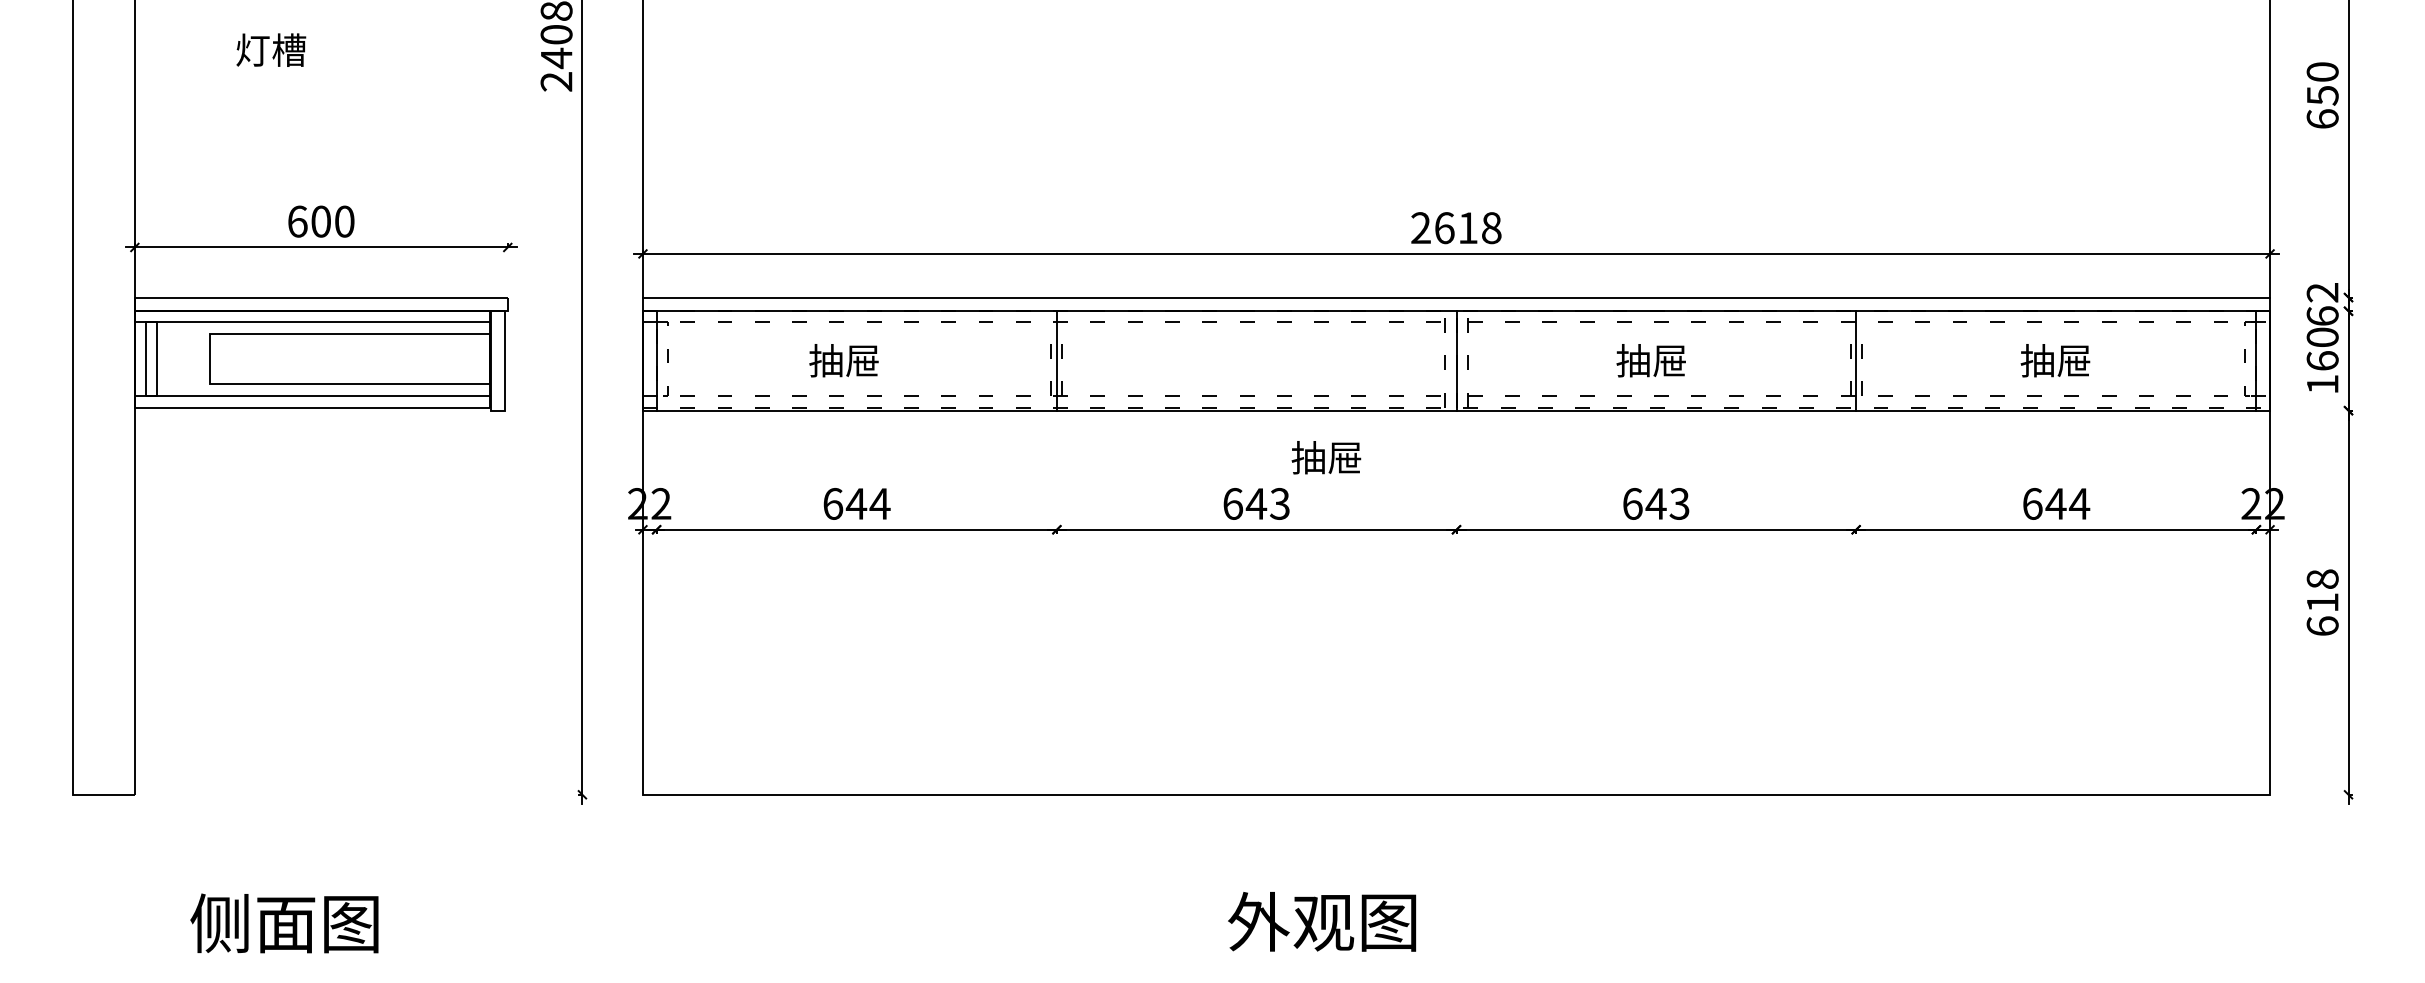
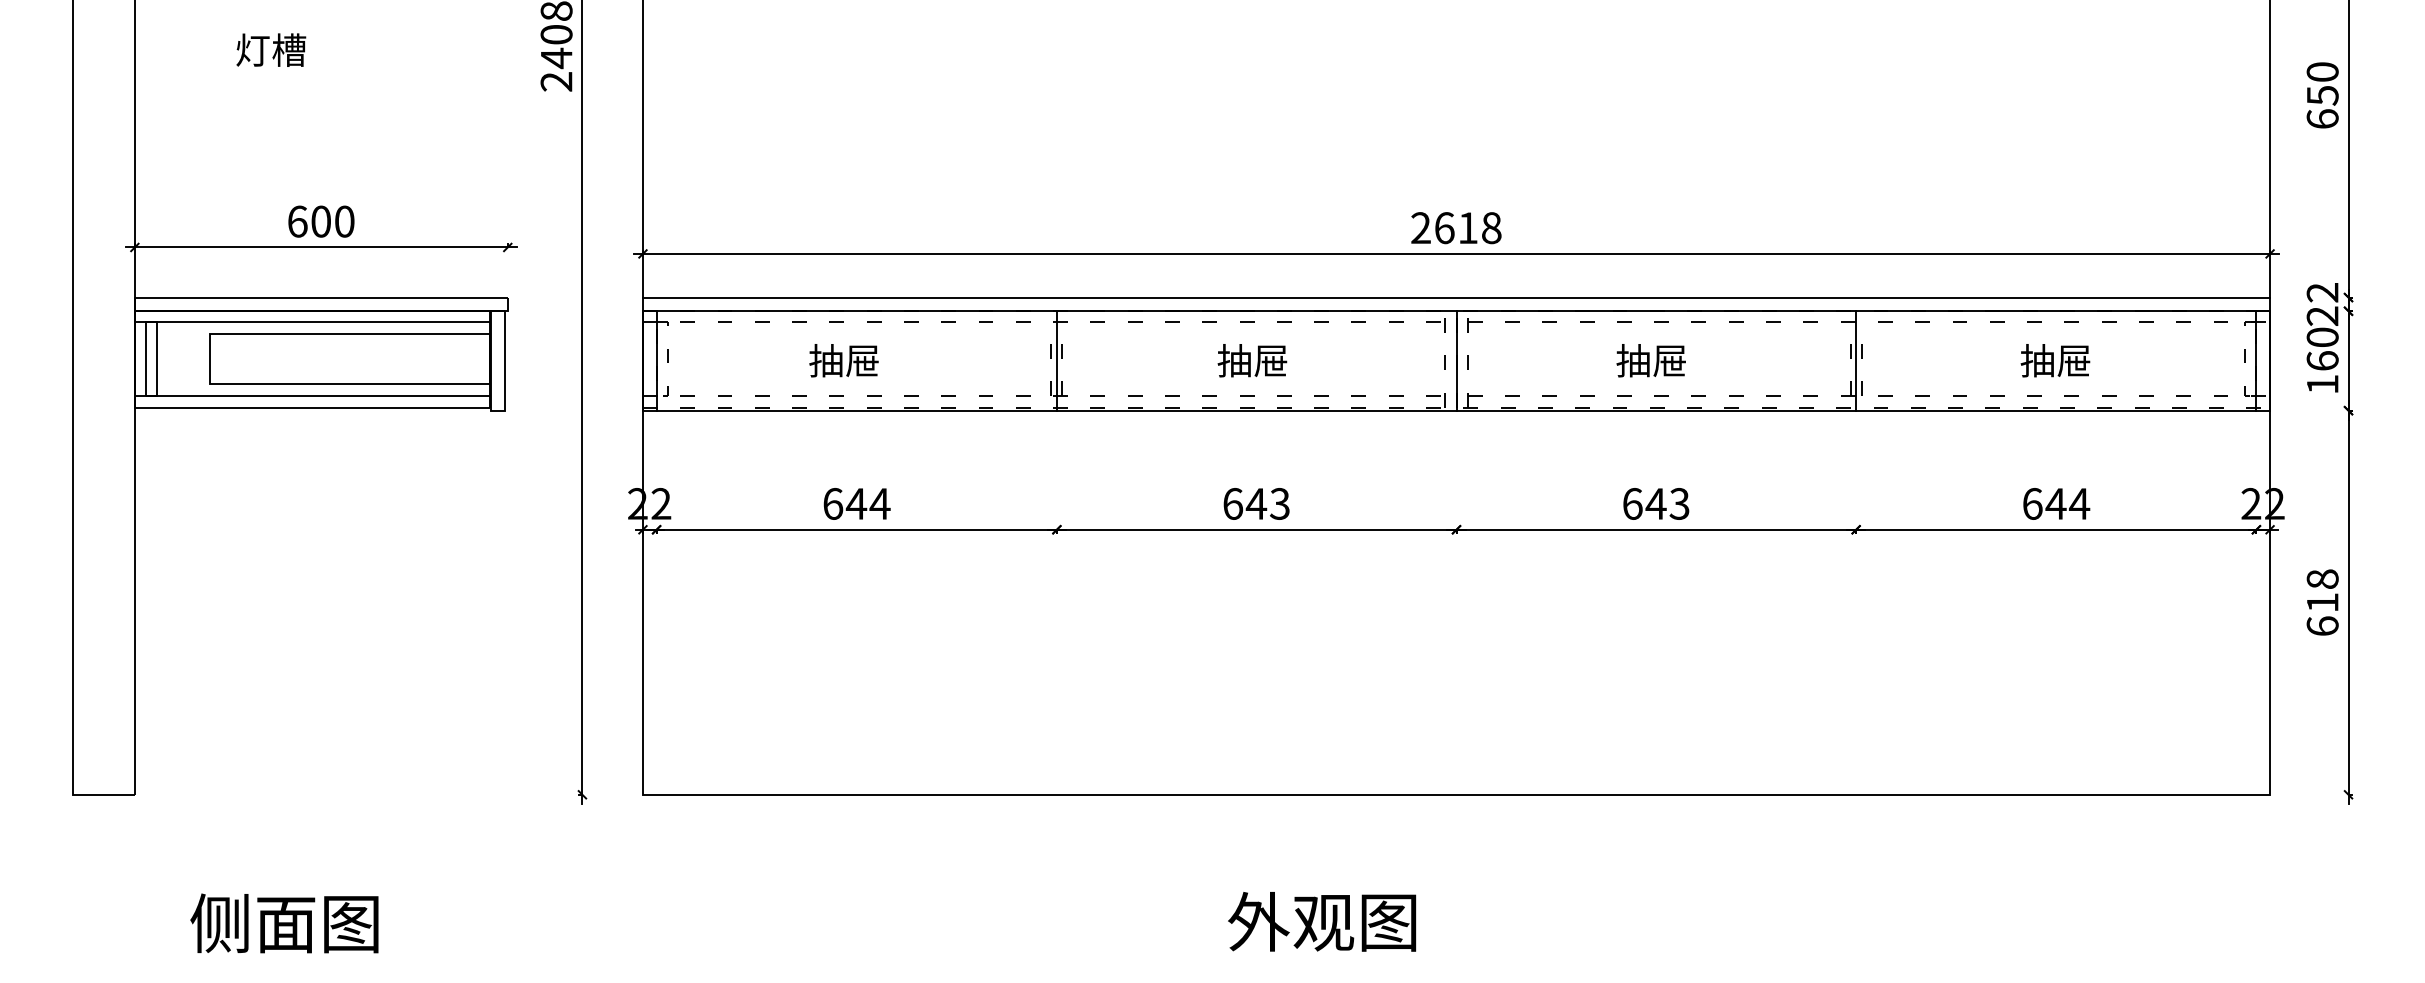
text: 62 -> 22 (2322, 315)
text position: (1326, 457) -> (1252, 360) (1252, 360)
